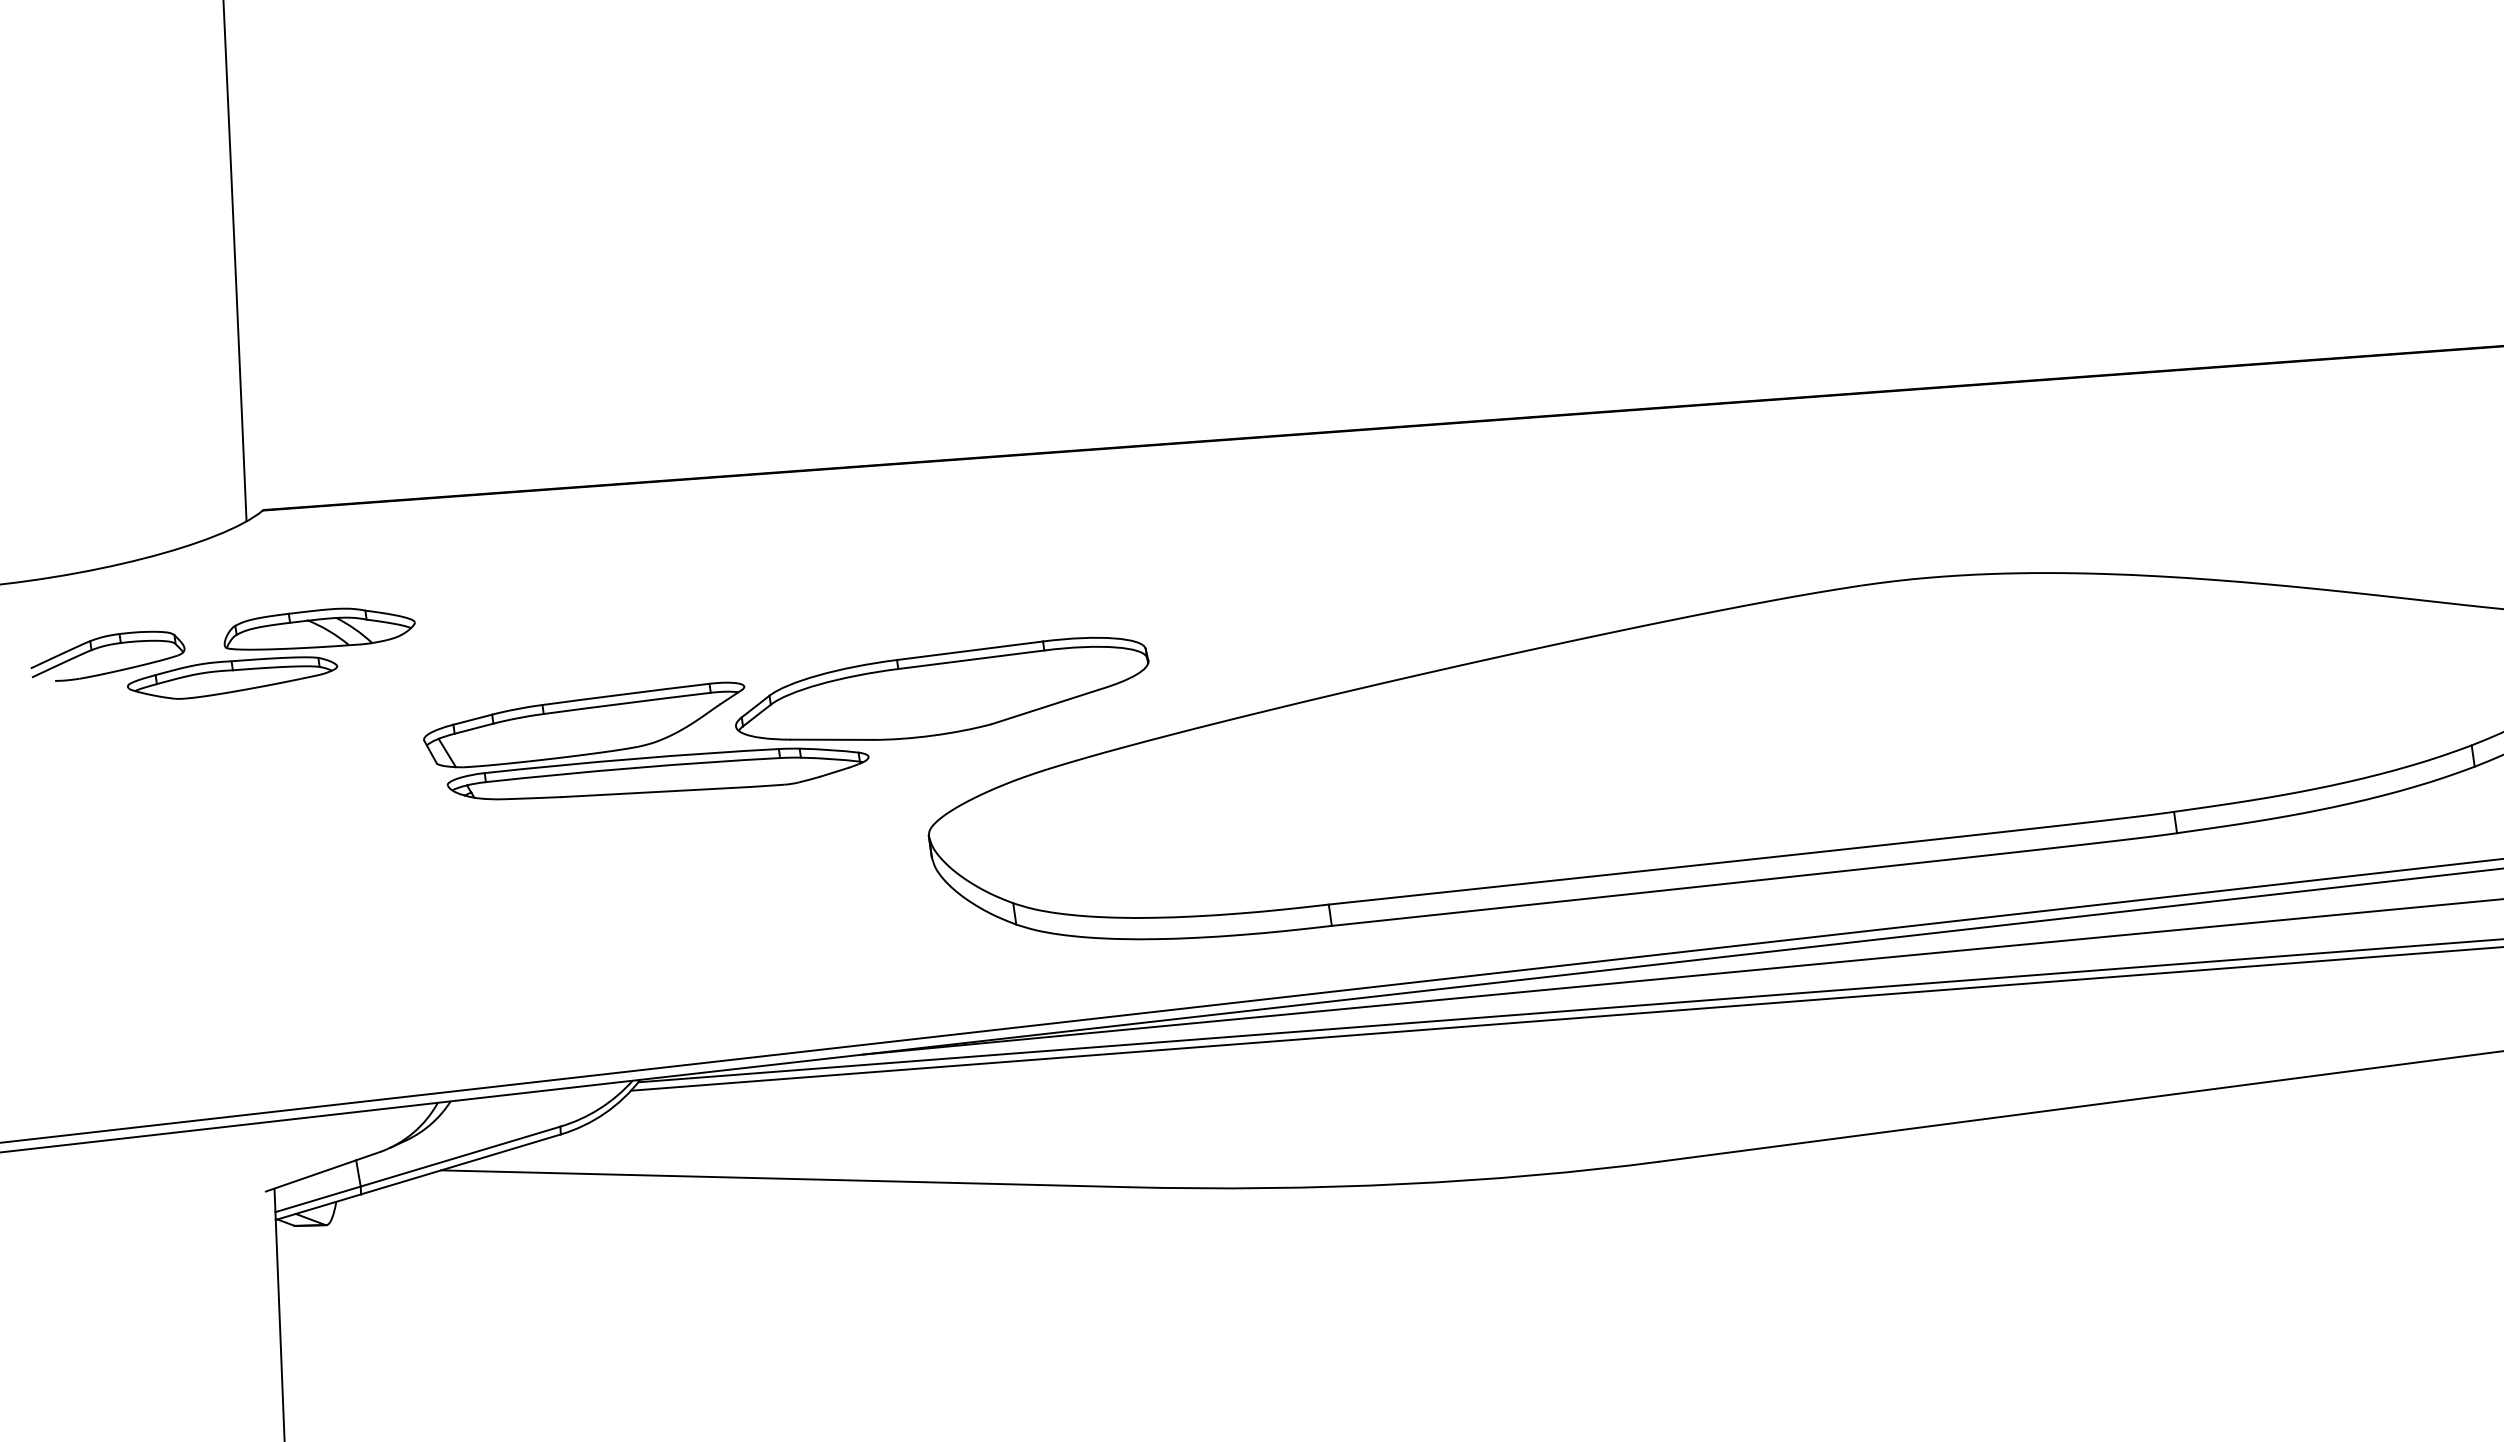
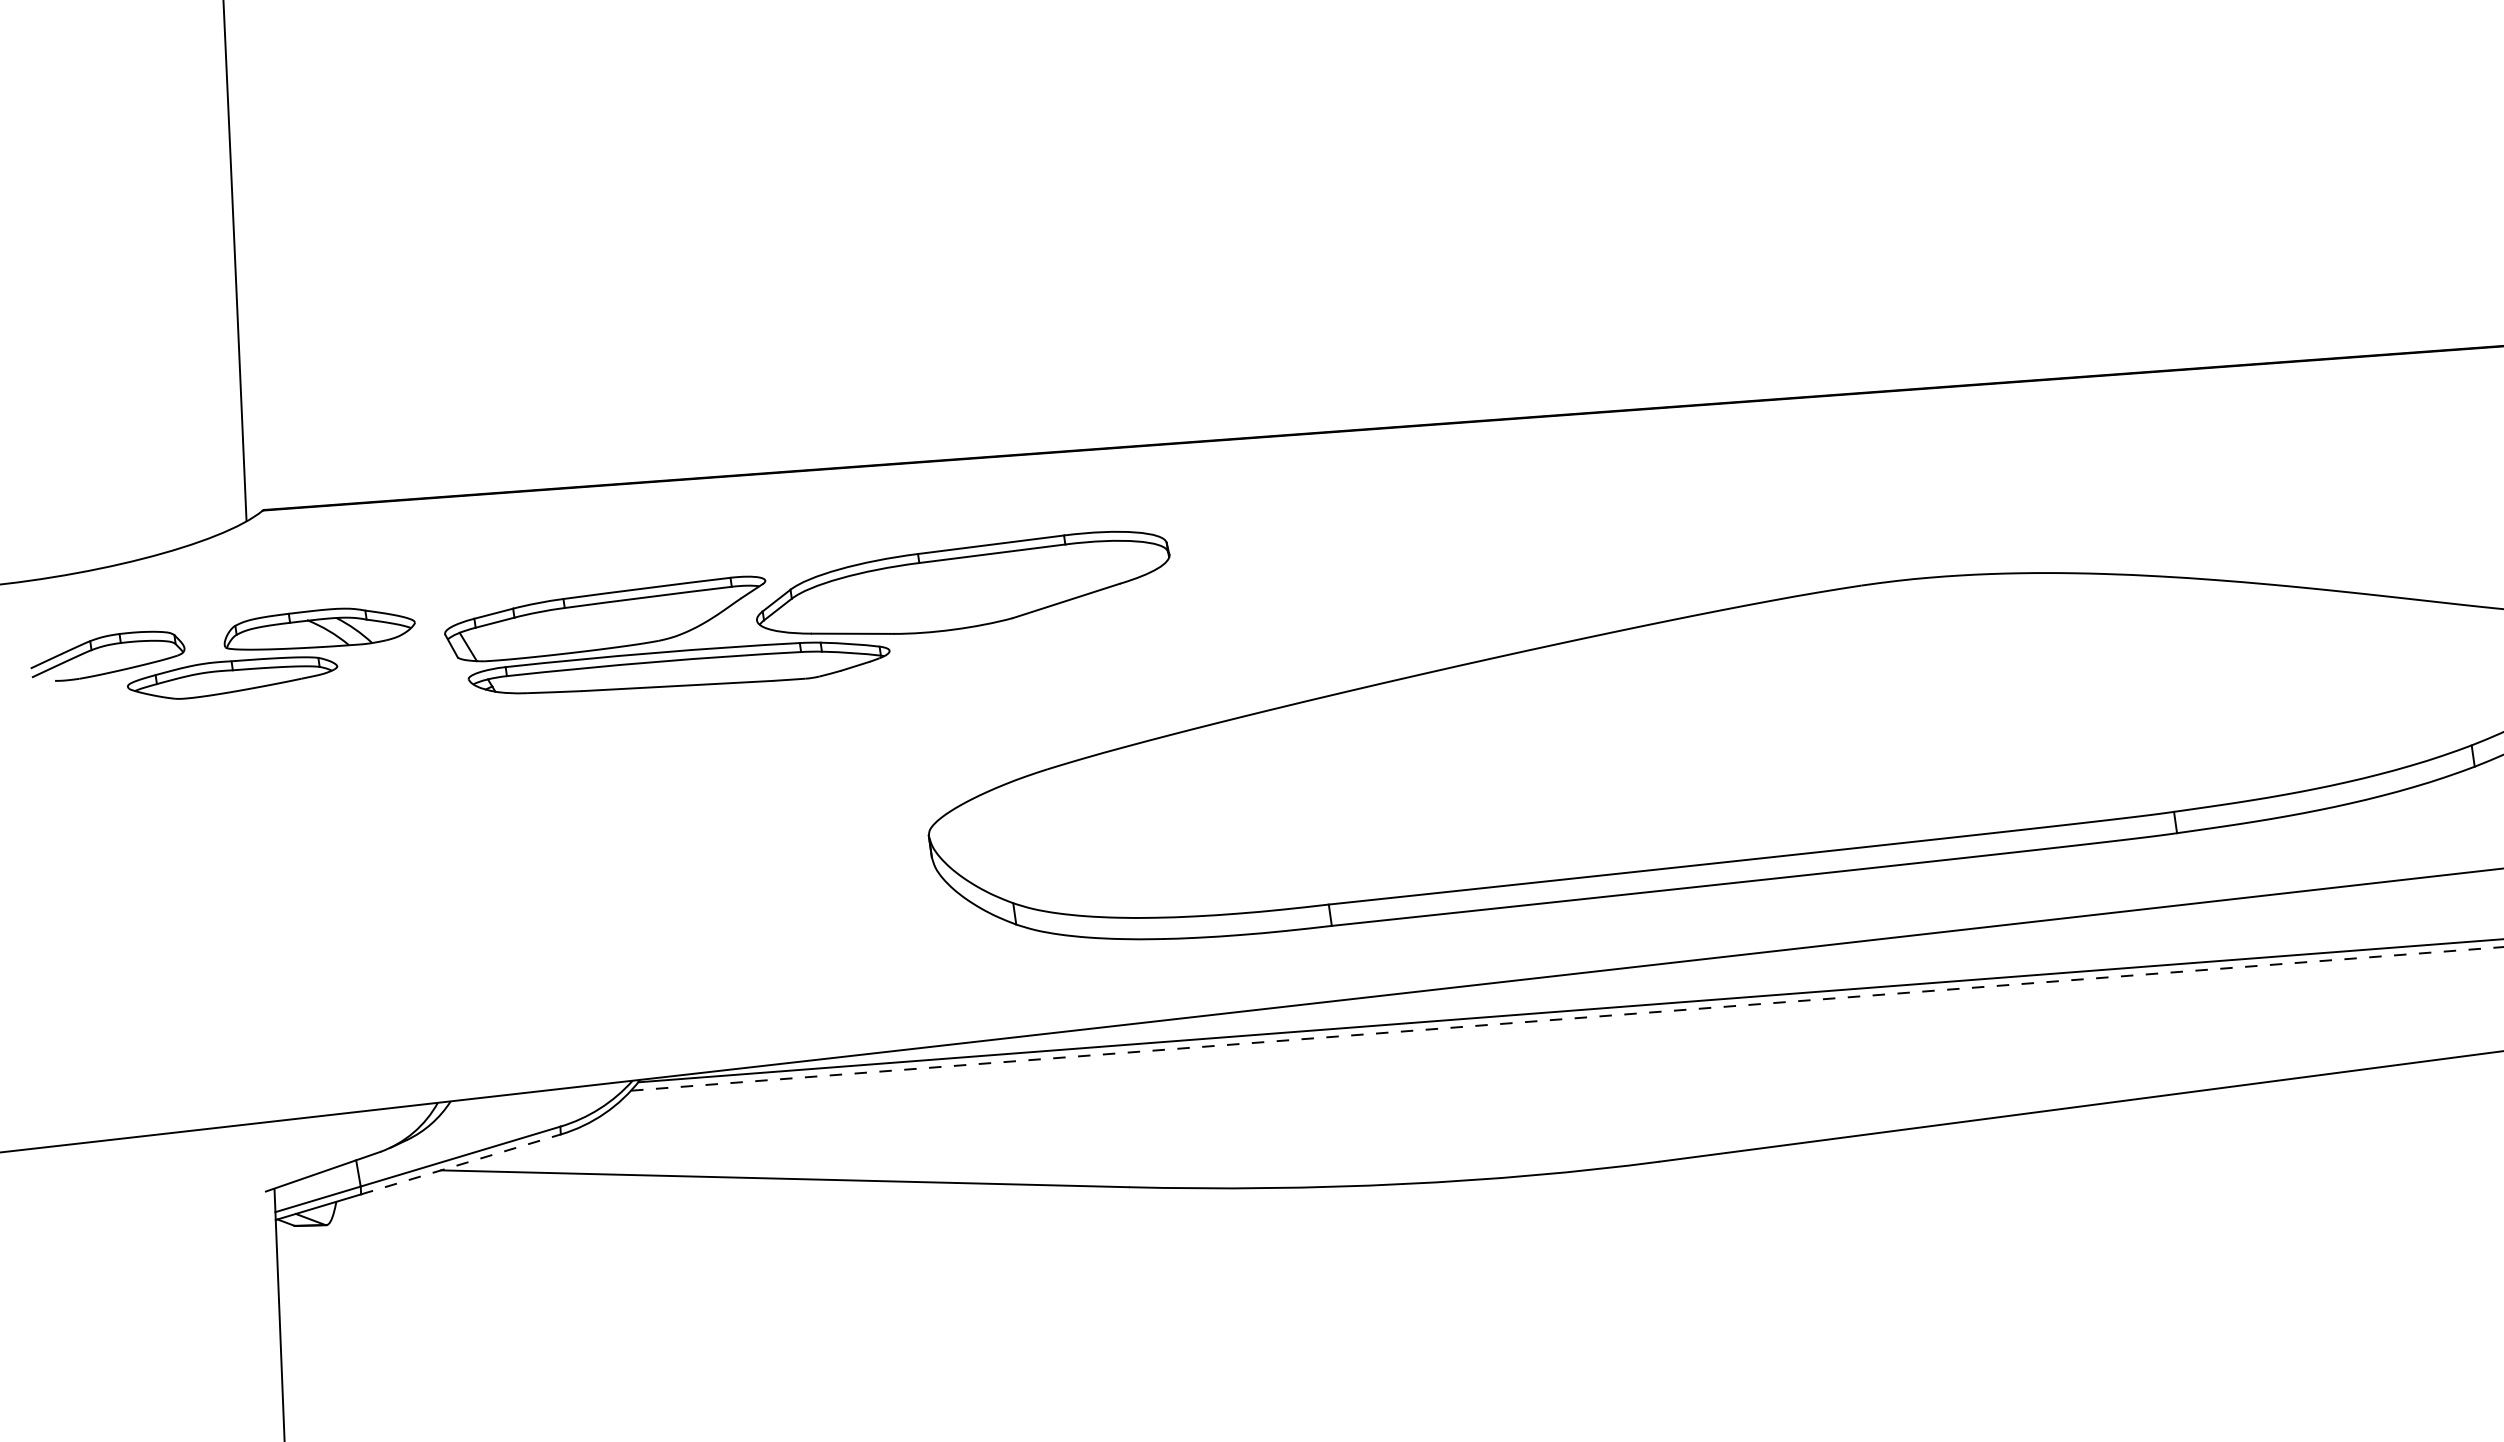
part position: (786, 718) -> (807, 612) (807, 612)
line: present -> none (1681, 976)
line: present -> none (1251, 1000)
line: solid -> dashed (1567, 1018)
line: solid -> dashed (461, 1164)
